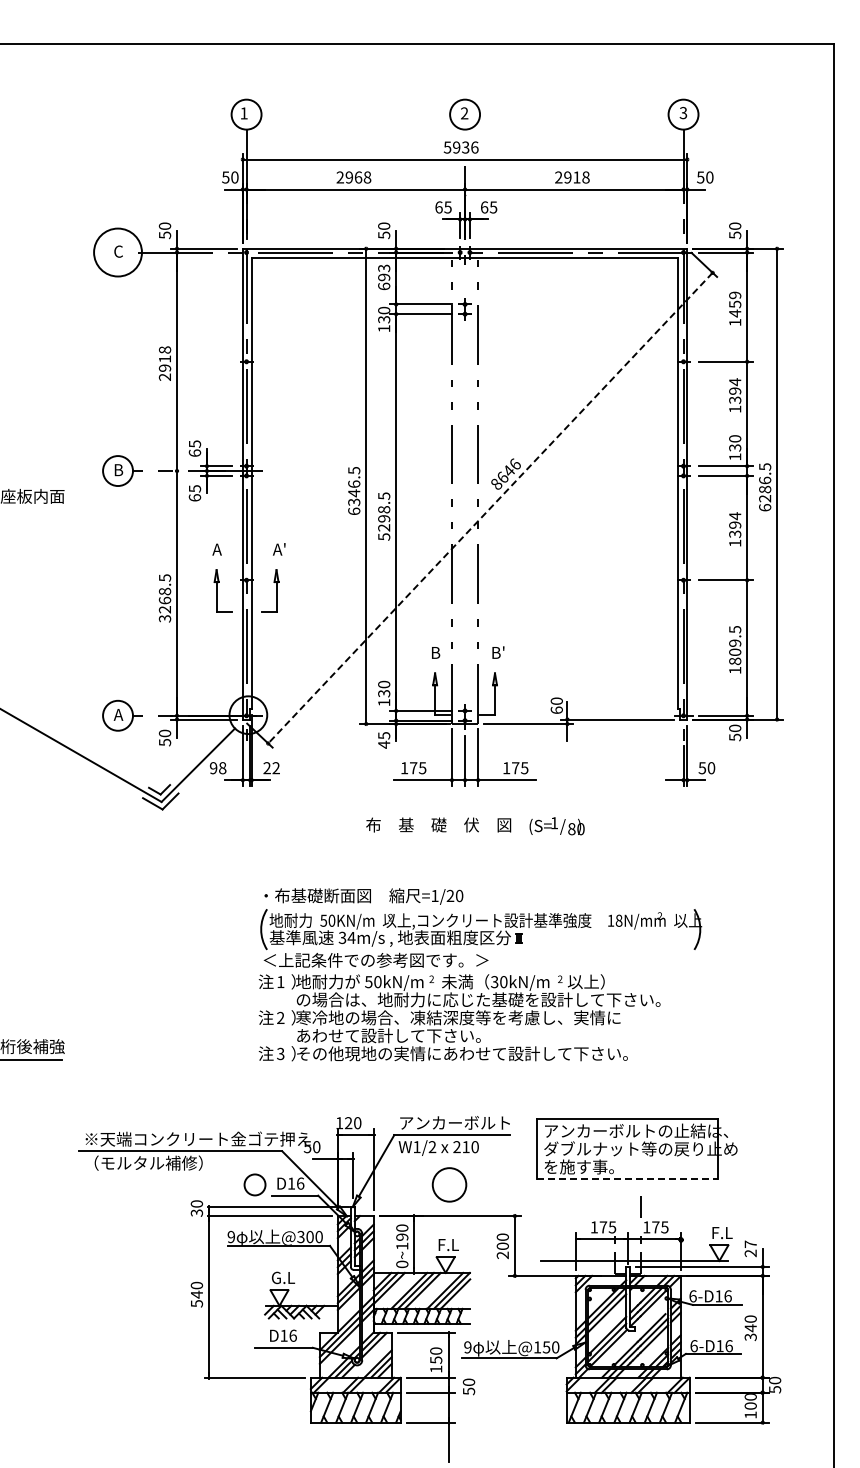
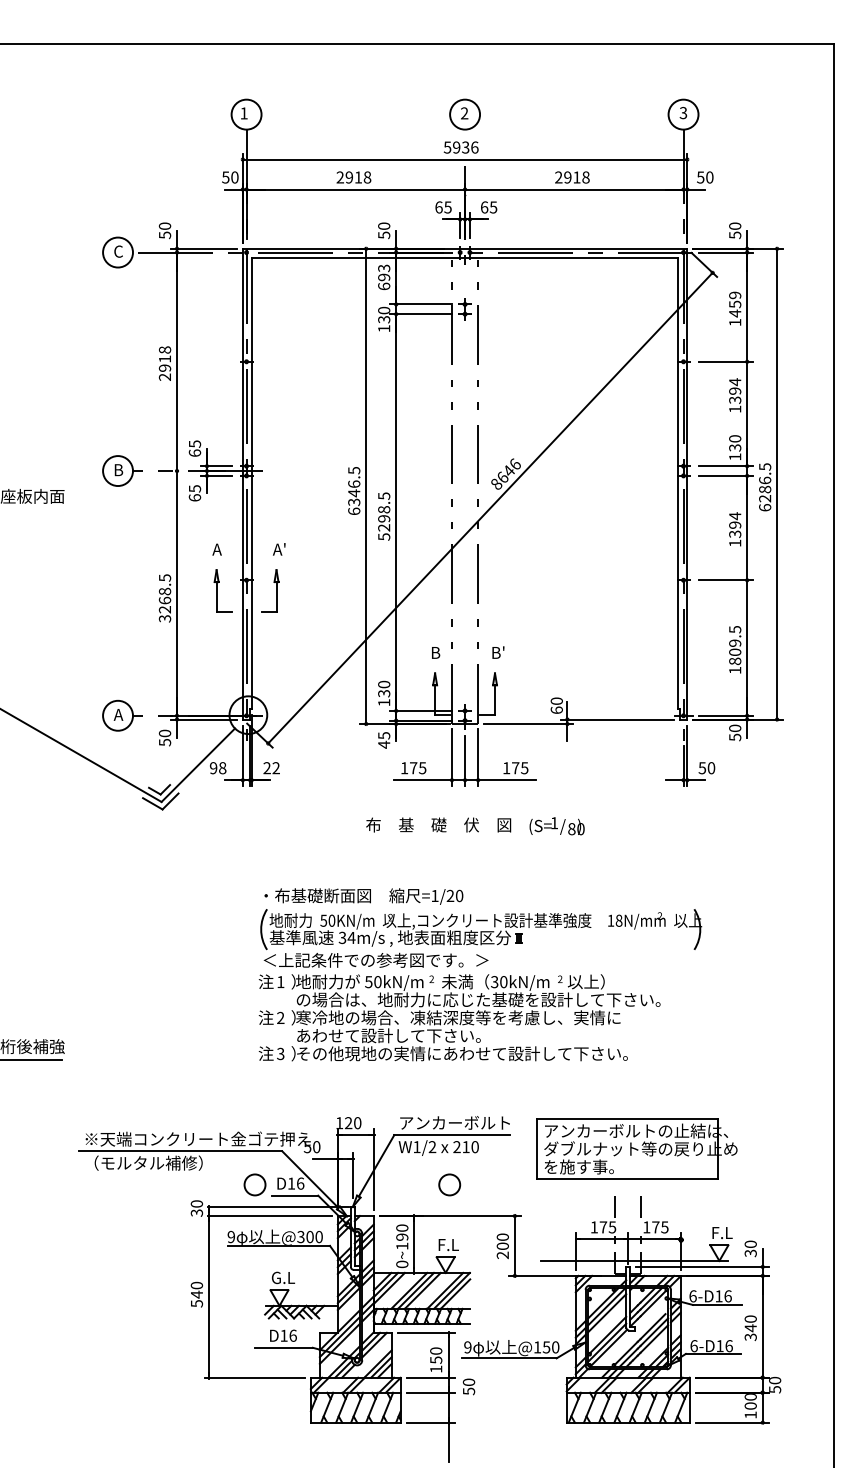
text: 2968 -> 2918 (358, 177)
circle diameter: 48 px -> 30 px (118, 252)
line: dashed -> solid (490, 508)
line: dashed -> solid (627, 1179)
circle size: 37x36 px -> 24x24 px (449, 1184)
line: none -> present (615, 1205)
text: 27 -> 30 (750, 1248)
